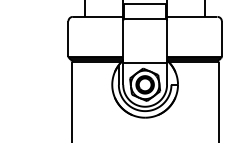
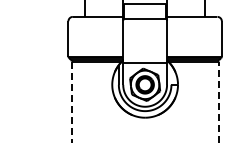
line: solid -> dashed (71, 102)
line: solid -> dashed (218, 102)
